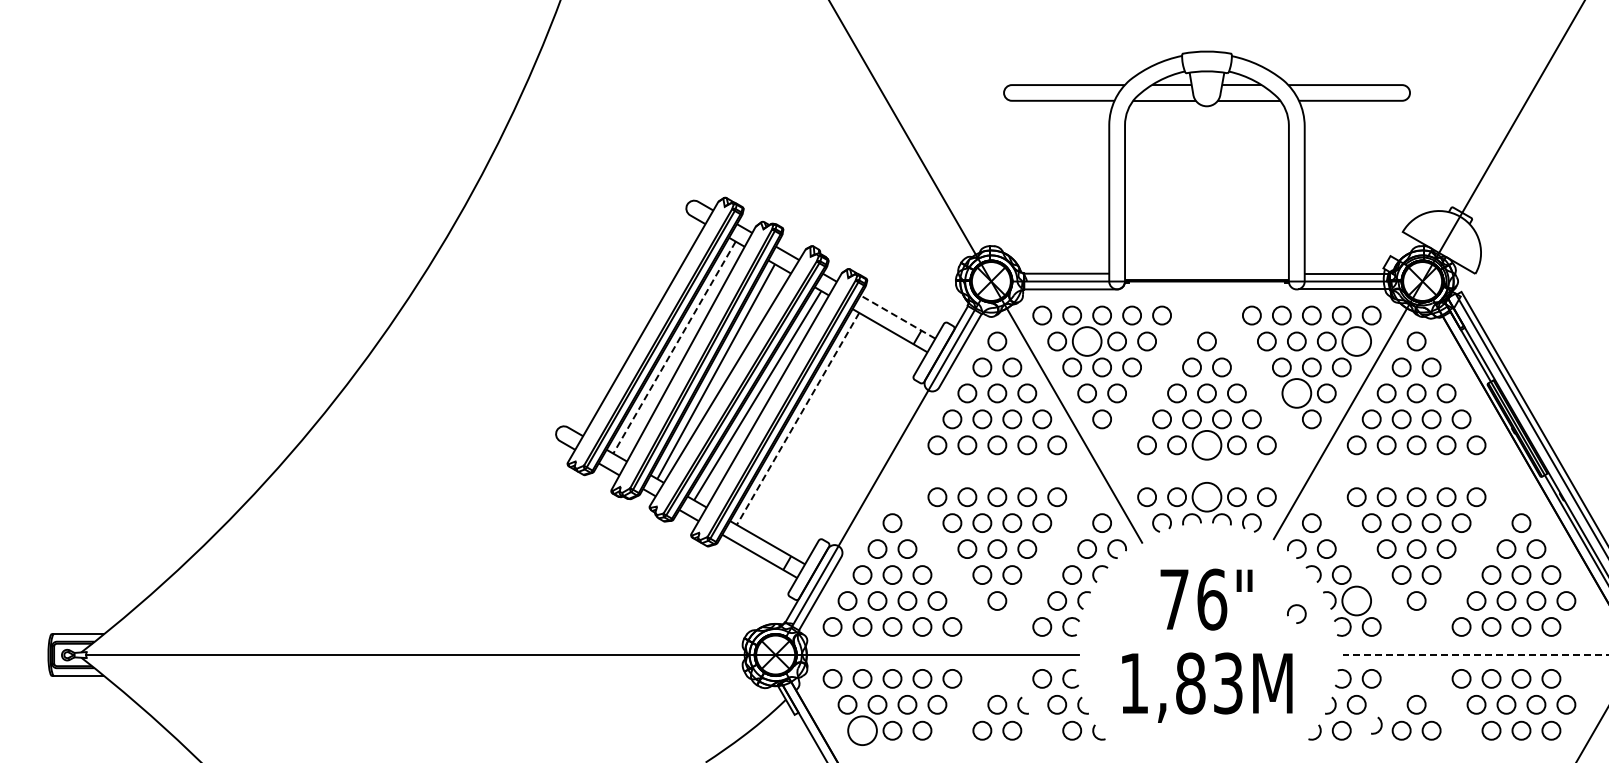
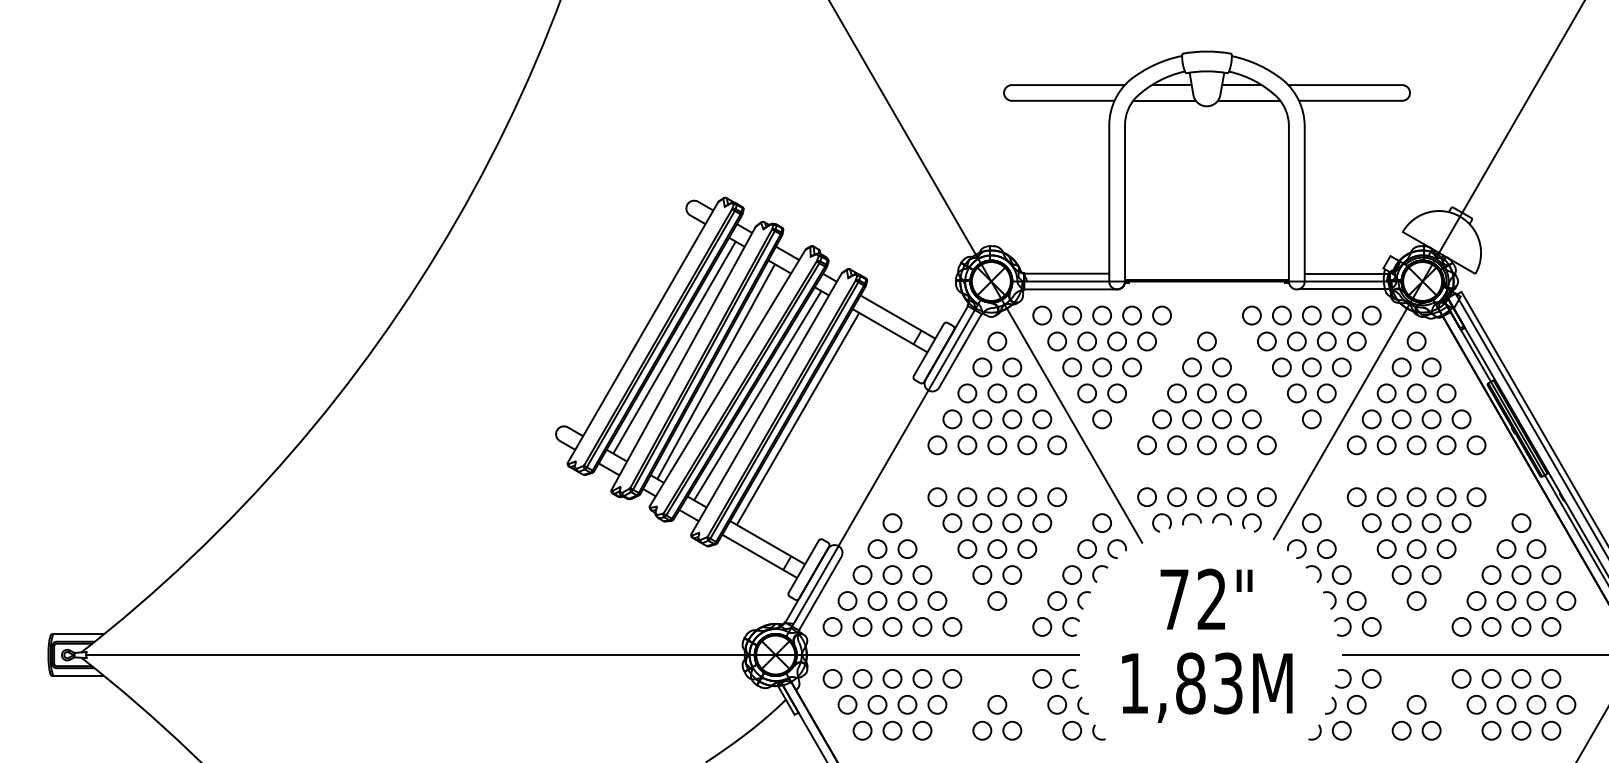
line: dashed -> solid (897, 316)
circle diameter: 29 px -> 18 px (1087, 341)
circle diameter: 29 px -> 18 px (1356, 341)
line: dashed -> solid (674, 348)
circle diameter: 29 px -> 18 px (1296, 393)
line: dashed -> solid (797, 419)
circle diameter: 29 px -> 18 px (1206, 445)
circle diameter: 29 px -> 18 px (1206, 497)
text: 76" -> 72" (1212, 599)
circle diameter: 29 px -> 18 px (1356, 601)
arc: present -> none (1296, 606)
line: dashed -> solid (1475, 655)
arc: present -> none (1019, 705)
arc: present -> none (1380, 725)
circle diameter: 29 px -> 18 px (862, 730)
